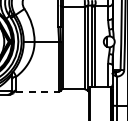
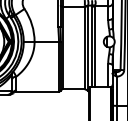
line: dashed -> solid (38, 91)
